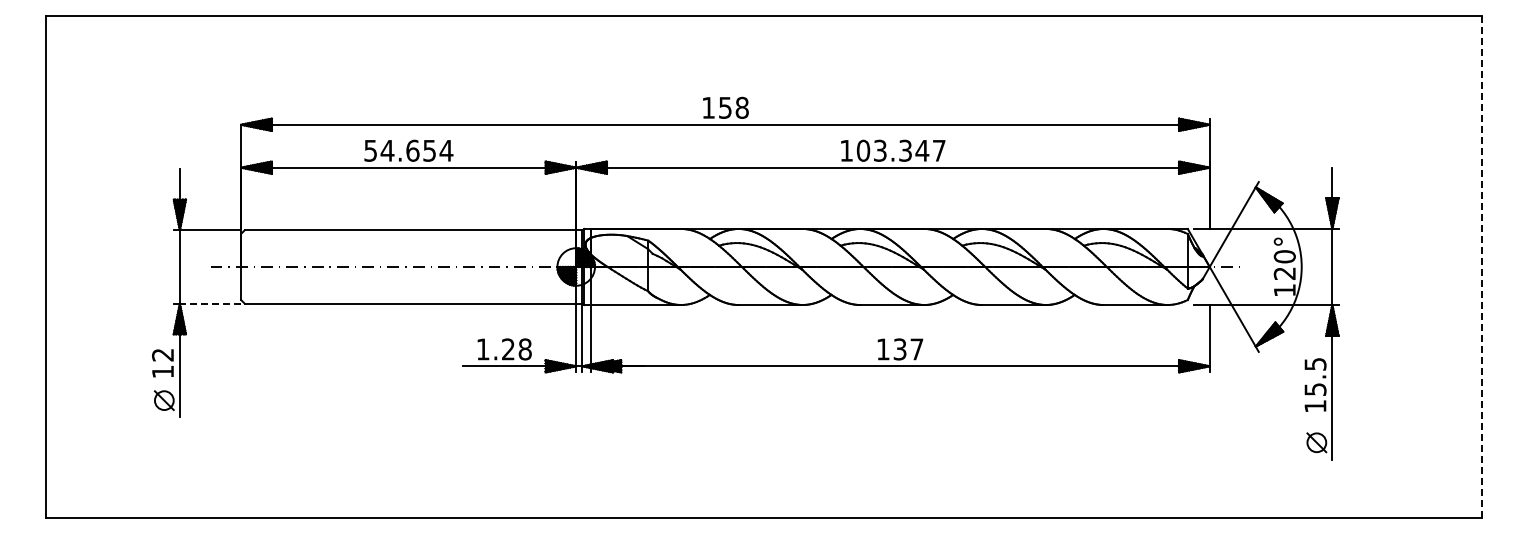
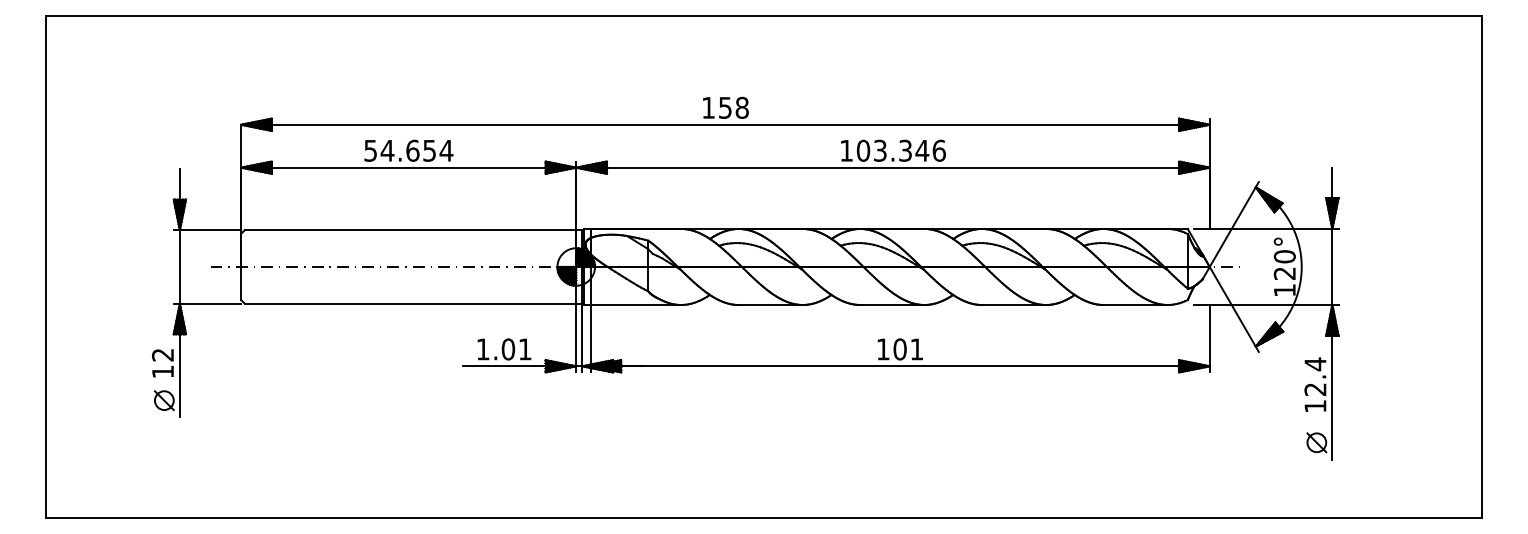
text: 103.347 -> 103.346 (938, 150)
line: dashed -> solid (1482, 267)
line: dashed -> solid (210, 303)
text: 1.28 -> 1.01 (516, 349)
text: 137 -> 101 (908, 349)
text: 15.5 -> 12.4 (1315, 376)
